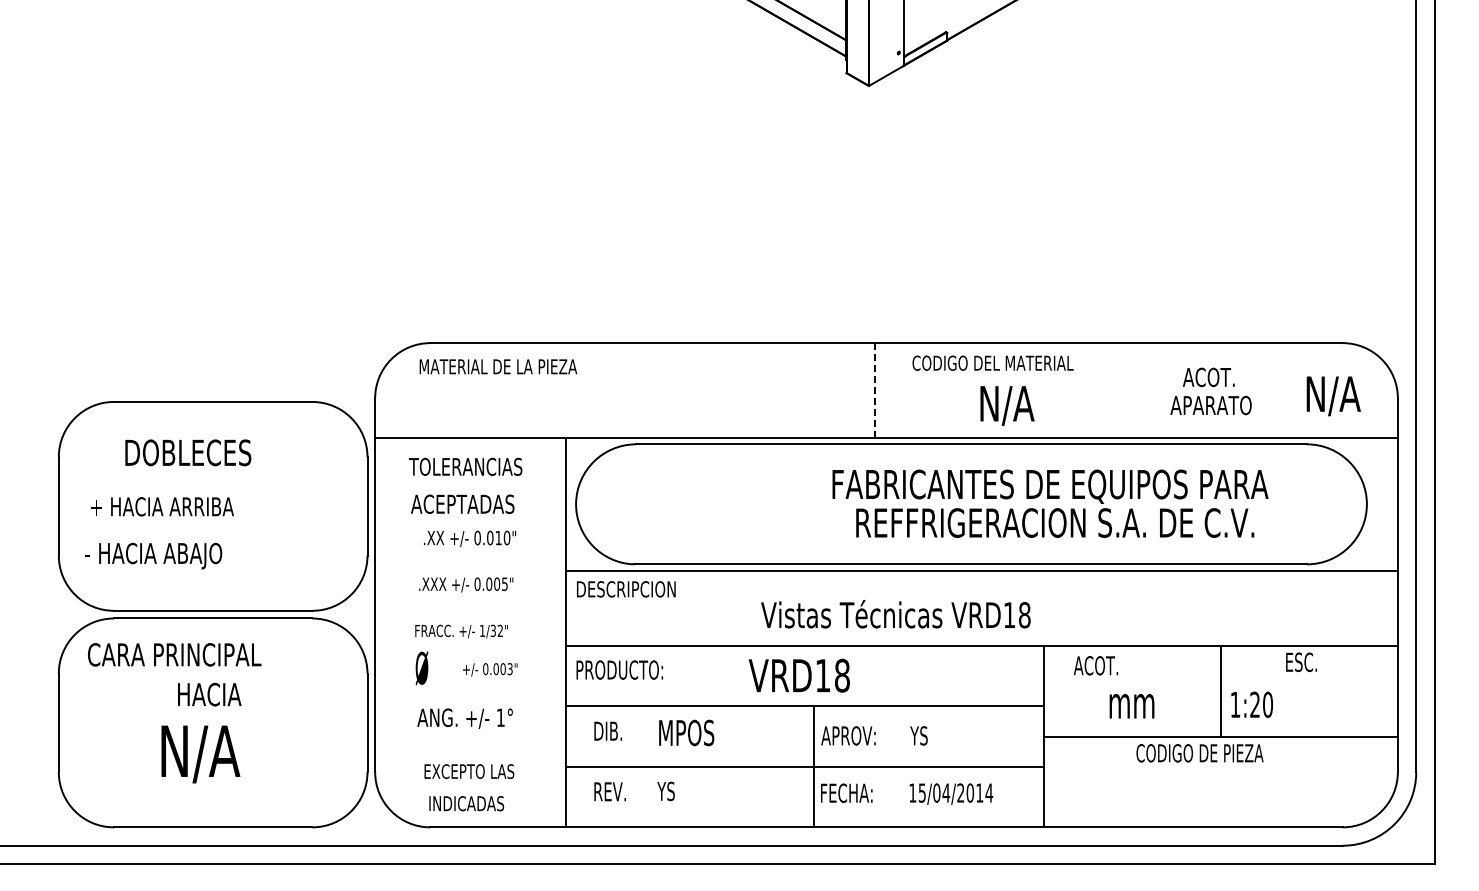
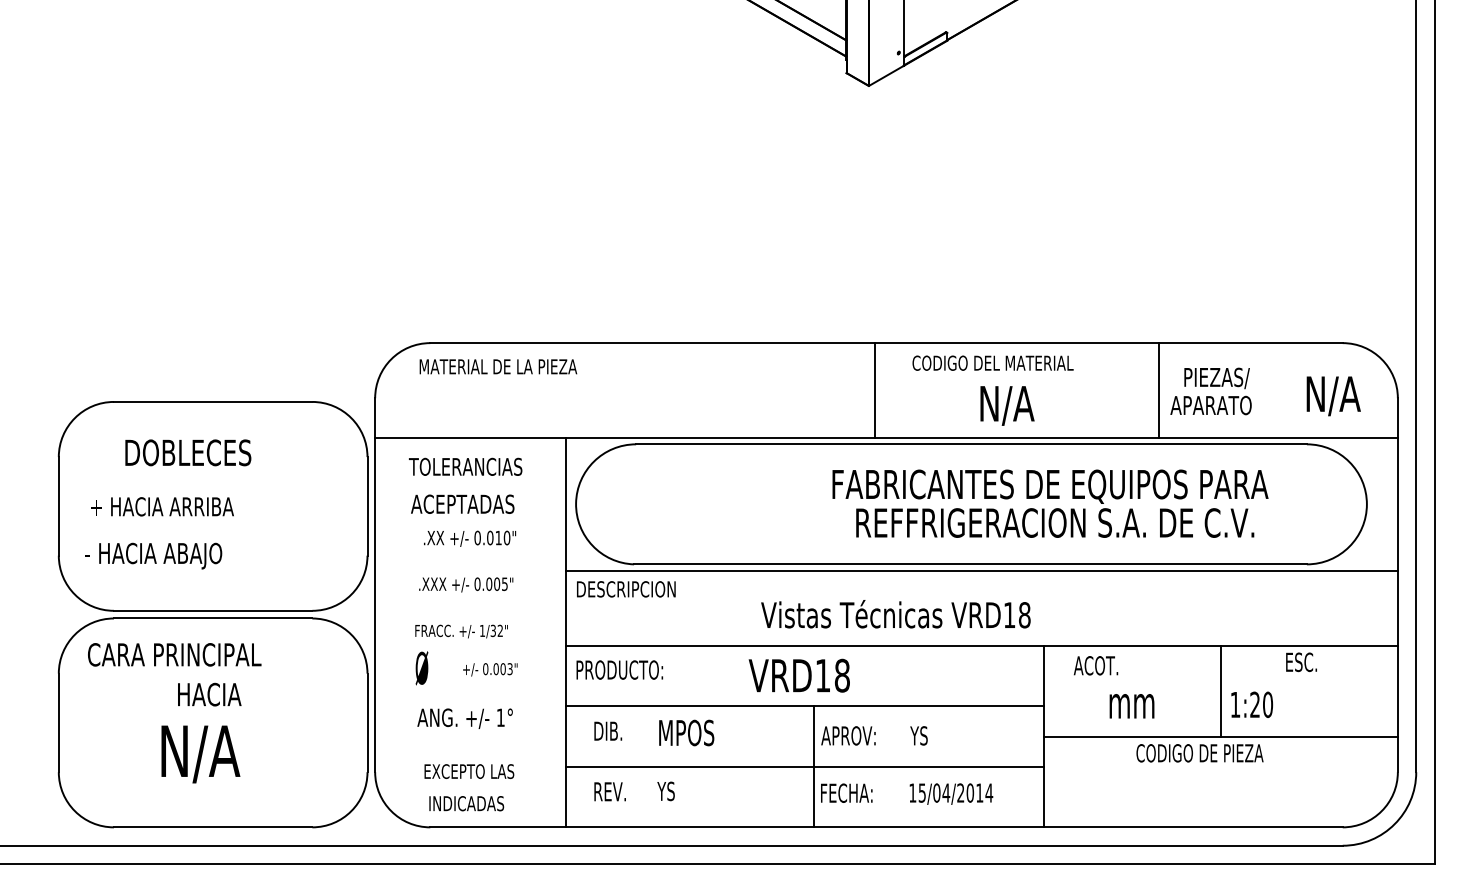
text: ACOT. -> PIEZAS/ (1216, 378)
line: dashed -> solid (874, 390)
line: none -> present (1158, 390)
